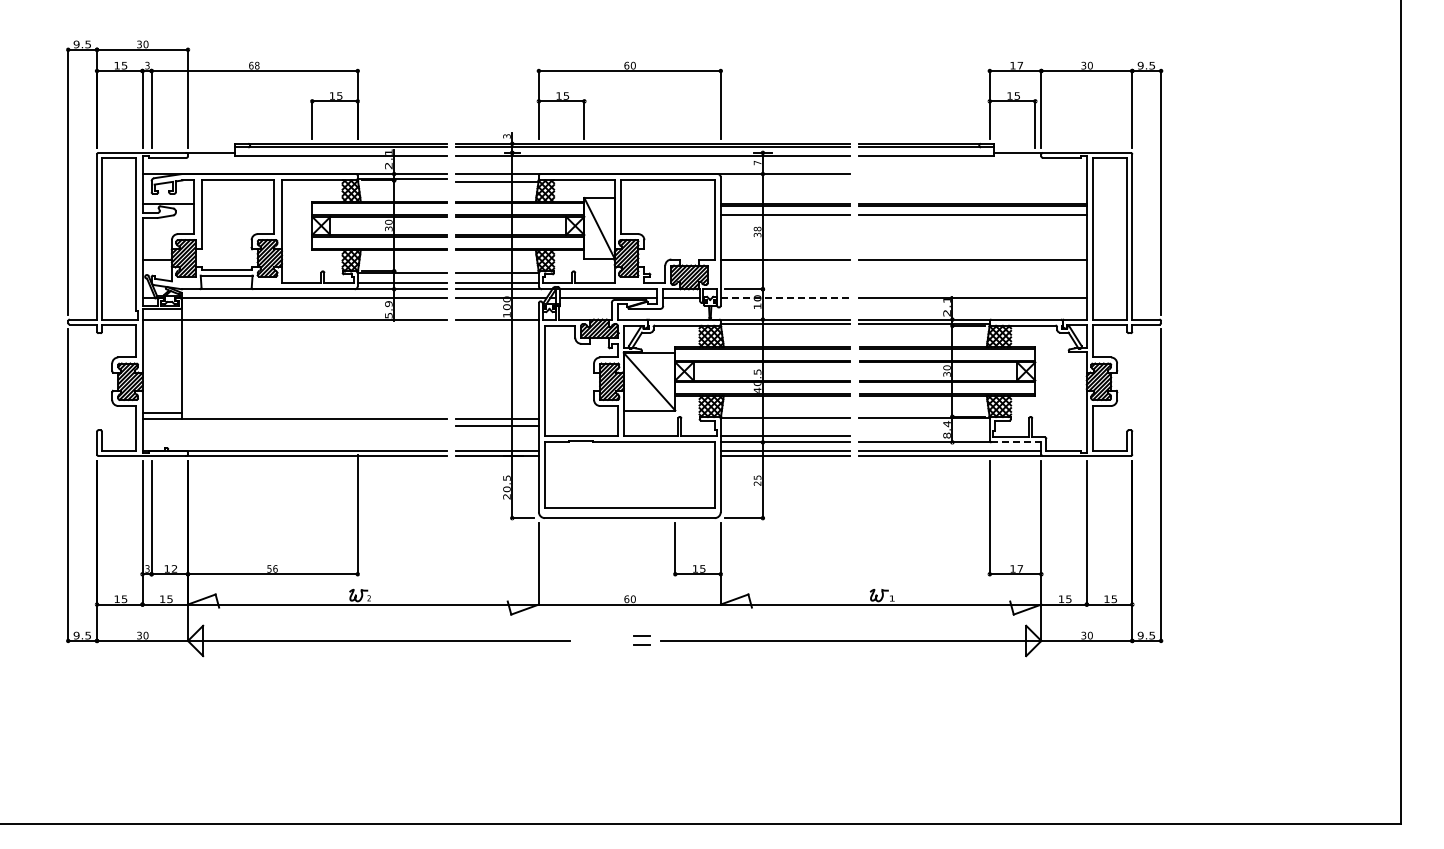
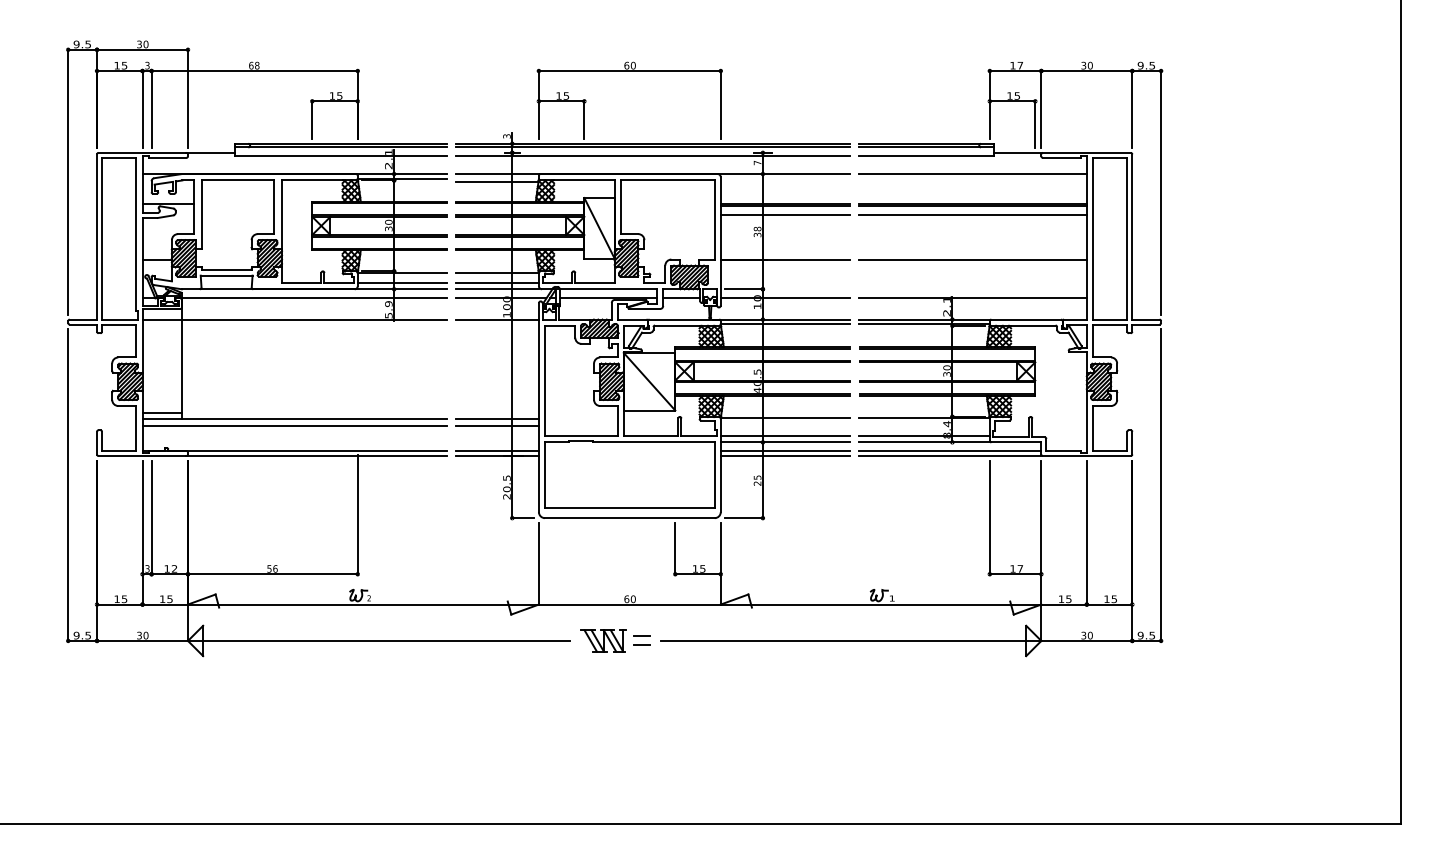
line: none -> present (972, 174)
line: dashed -> solid (785, 298)
line: none -> present (294, 426)
line: none -> present (924, 435)
line: dashed -> solid (1016, 442)
part: none -> present (603, 640)
